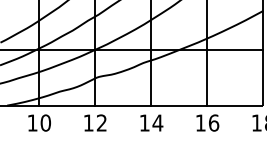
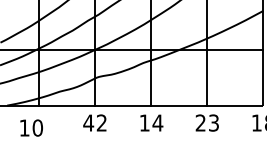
text position: (39, 122) -> (31, 127) (31, 127)
text: 12 -> 42 (88, 122)
text: 16 -> 23 (207, 122)
